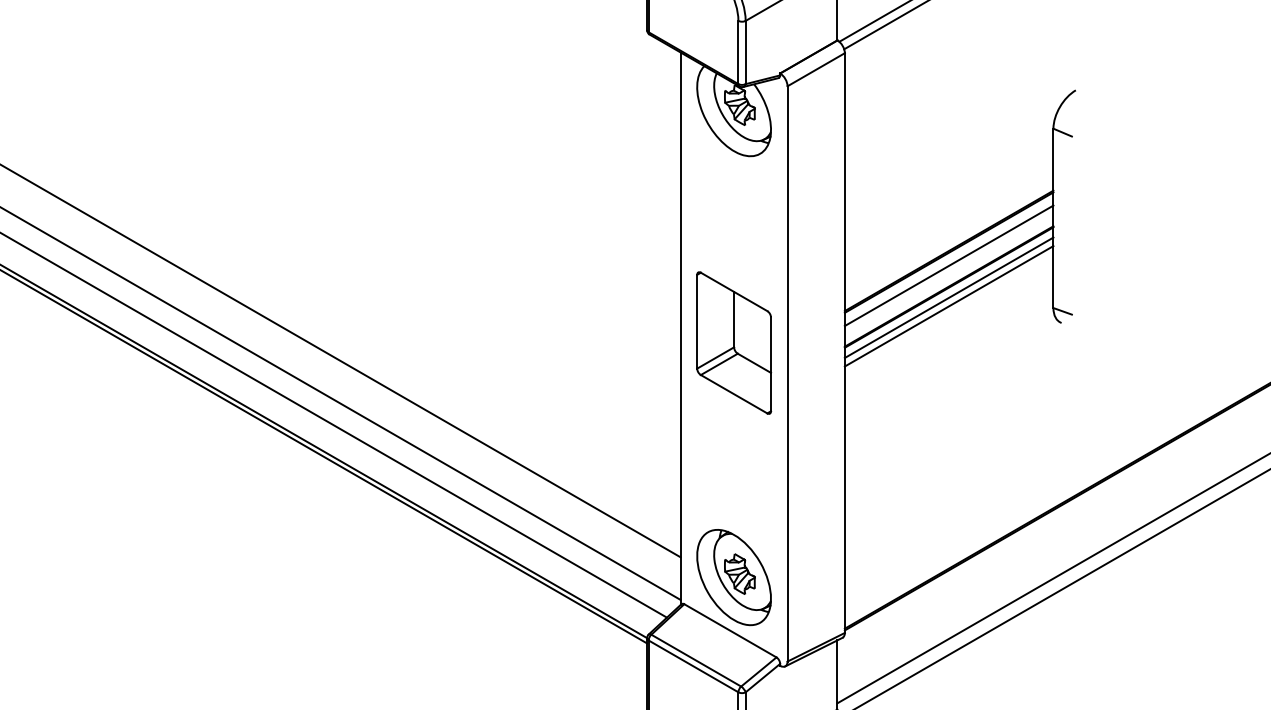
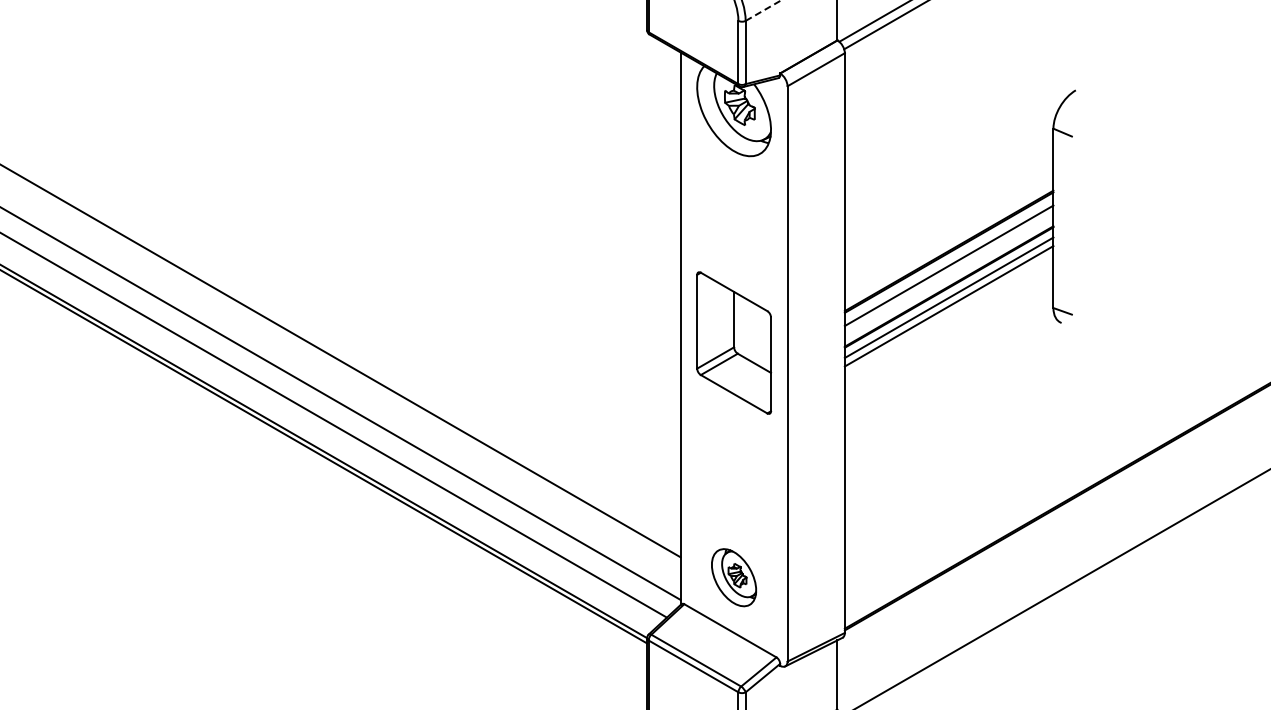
line: solid -> dashed (763, 10)
part size: 76x98 px -> 47x60 px (734, 577)
line: present -> none (1052, 579)
